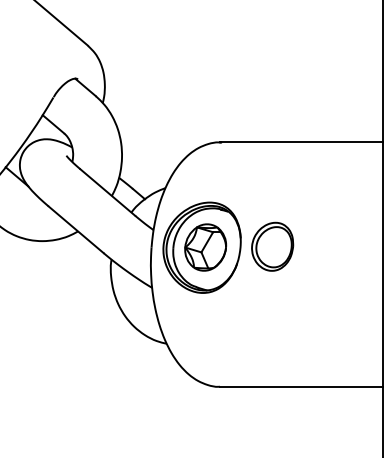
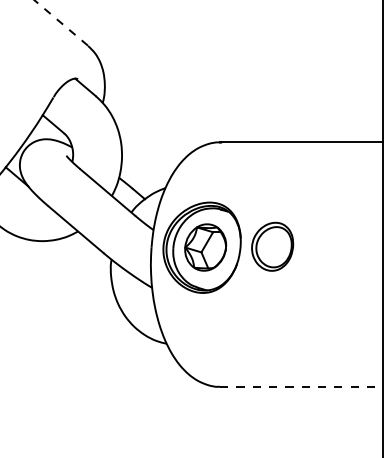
line: solid -> dashed (61, 23)
line: solid -> dashed (301, 386)
